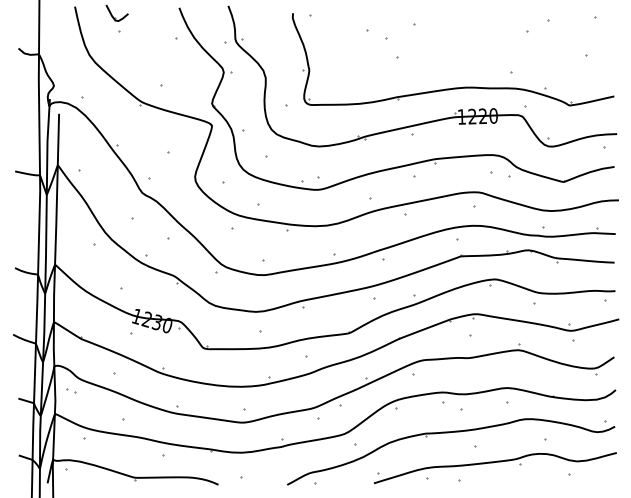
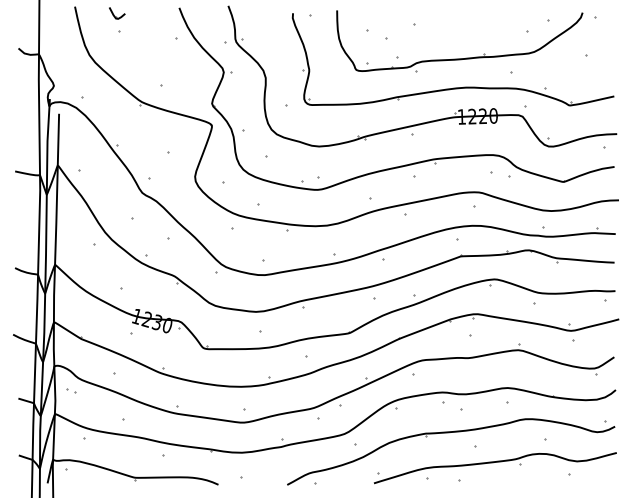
part size: 24x17 px -> 17x13 px (117, 13)
part: none -> present (459, 58)
